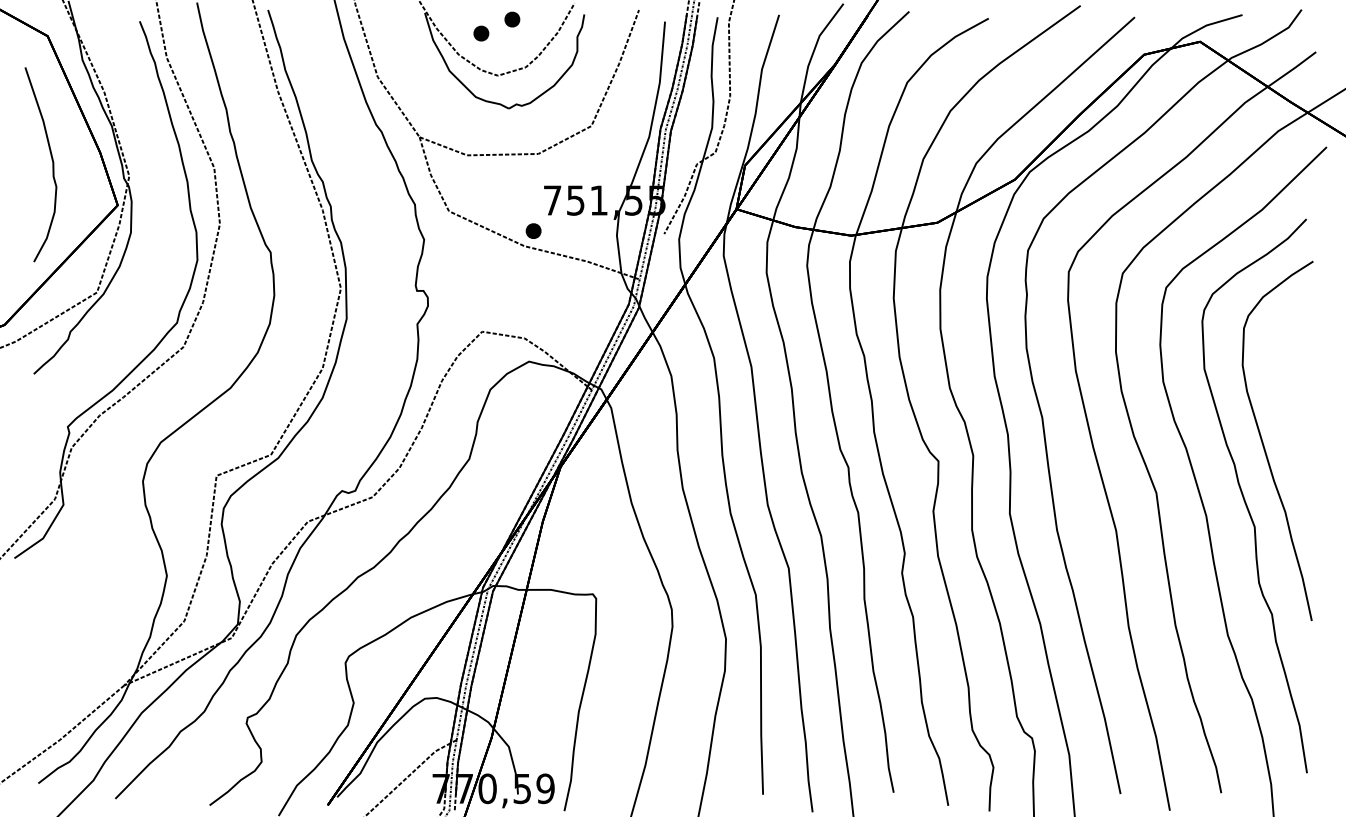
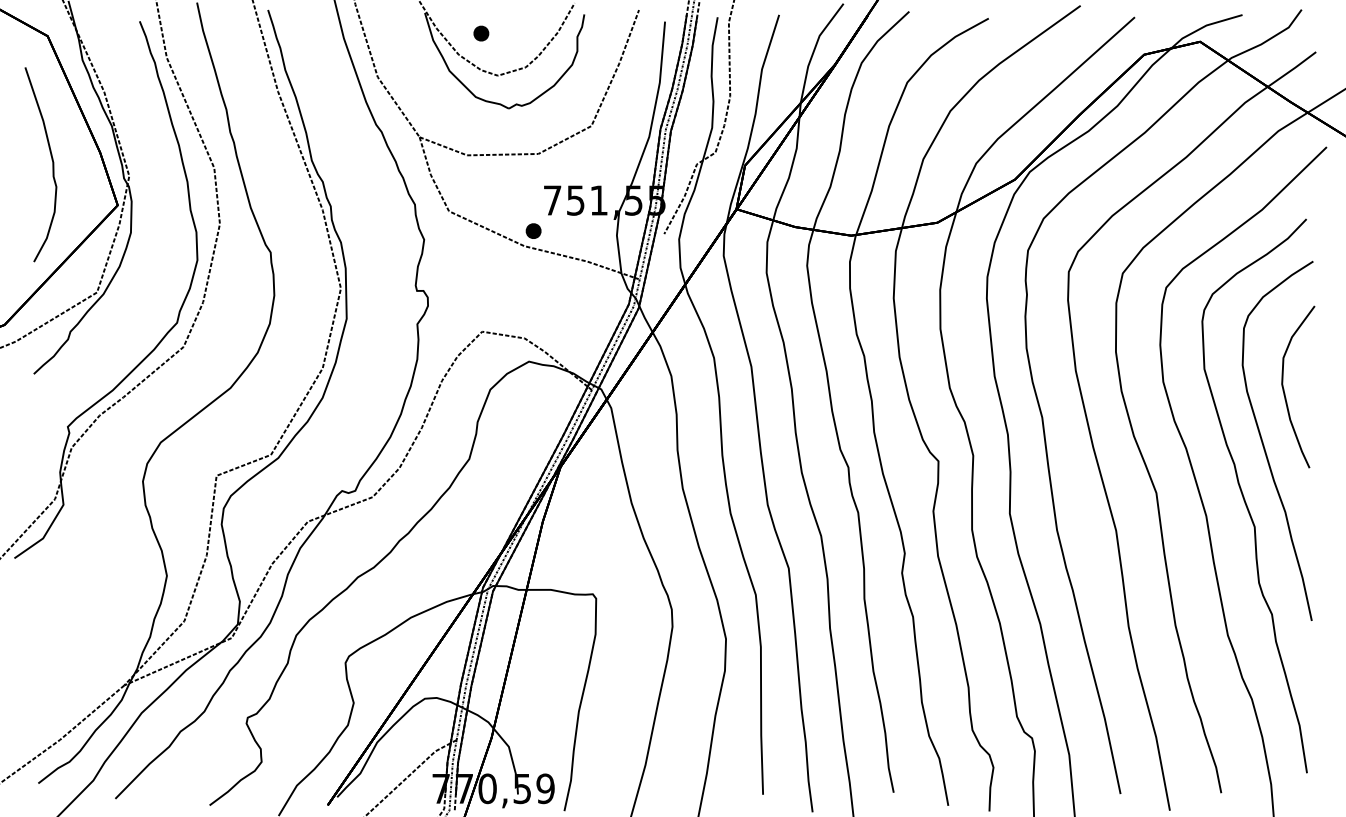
part: present -> none (512, 19)
part: none -> present (1284, 388)
